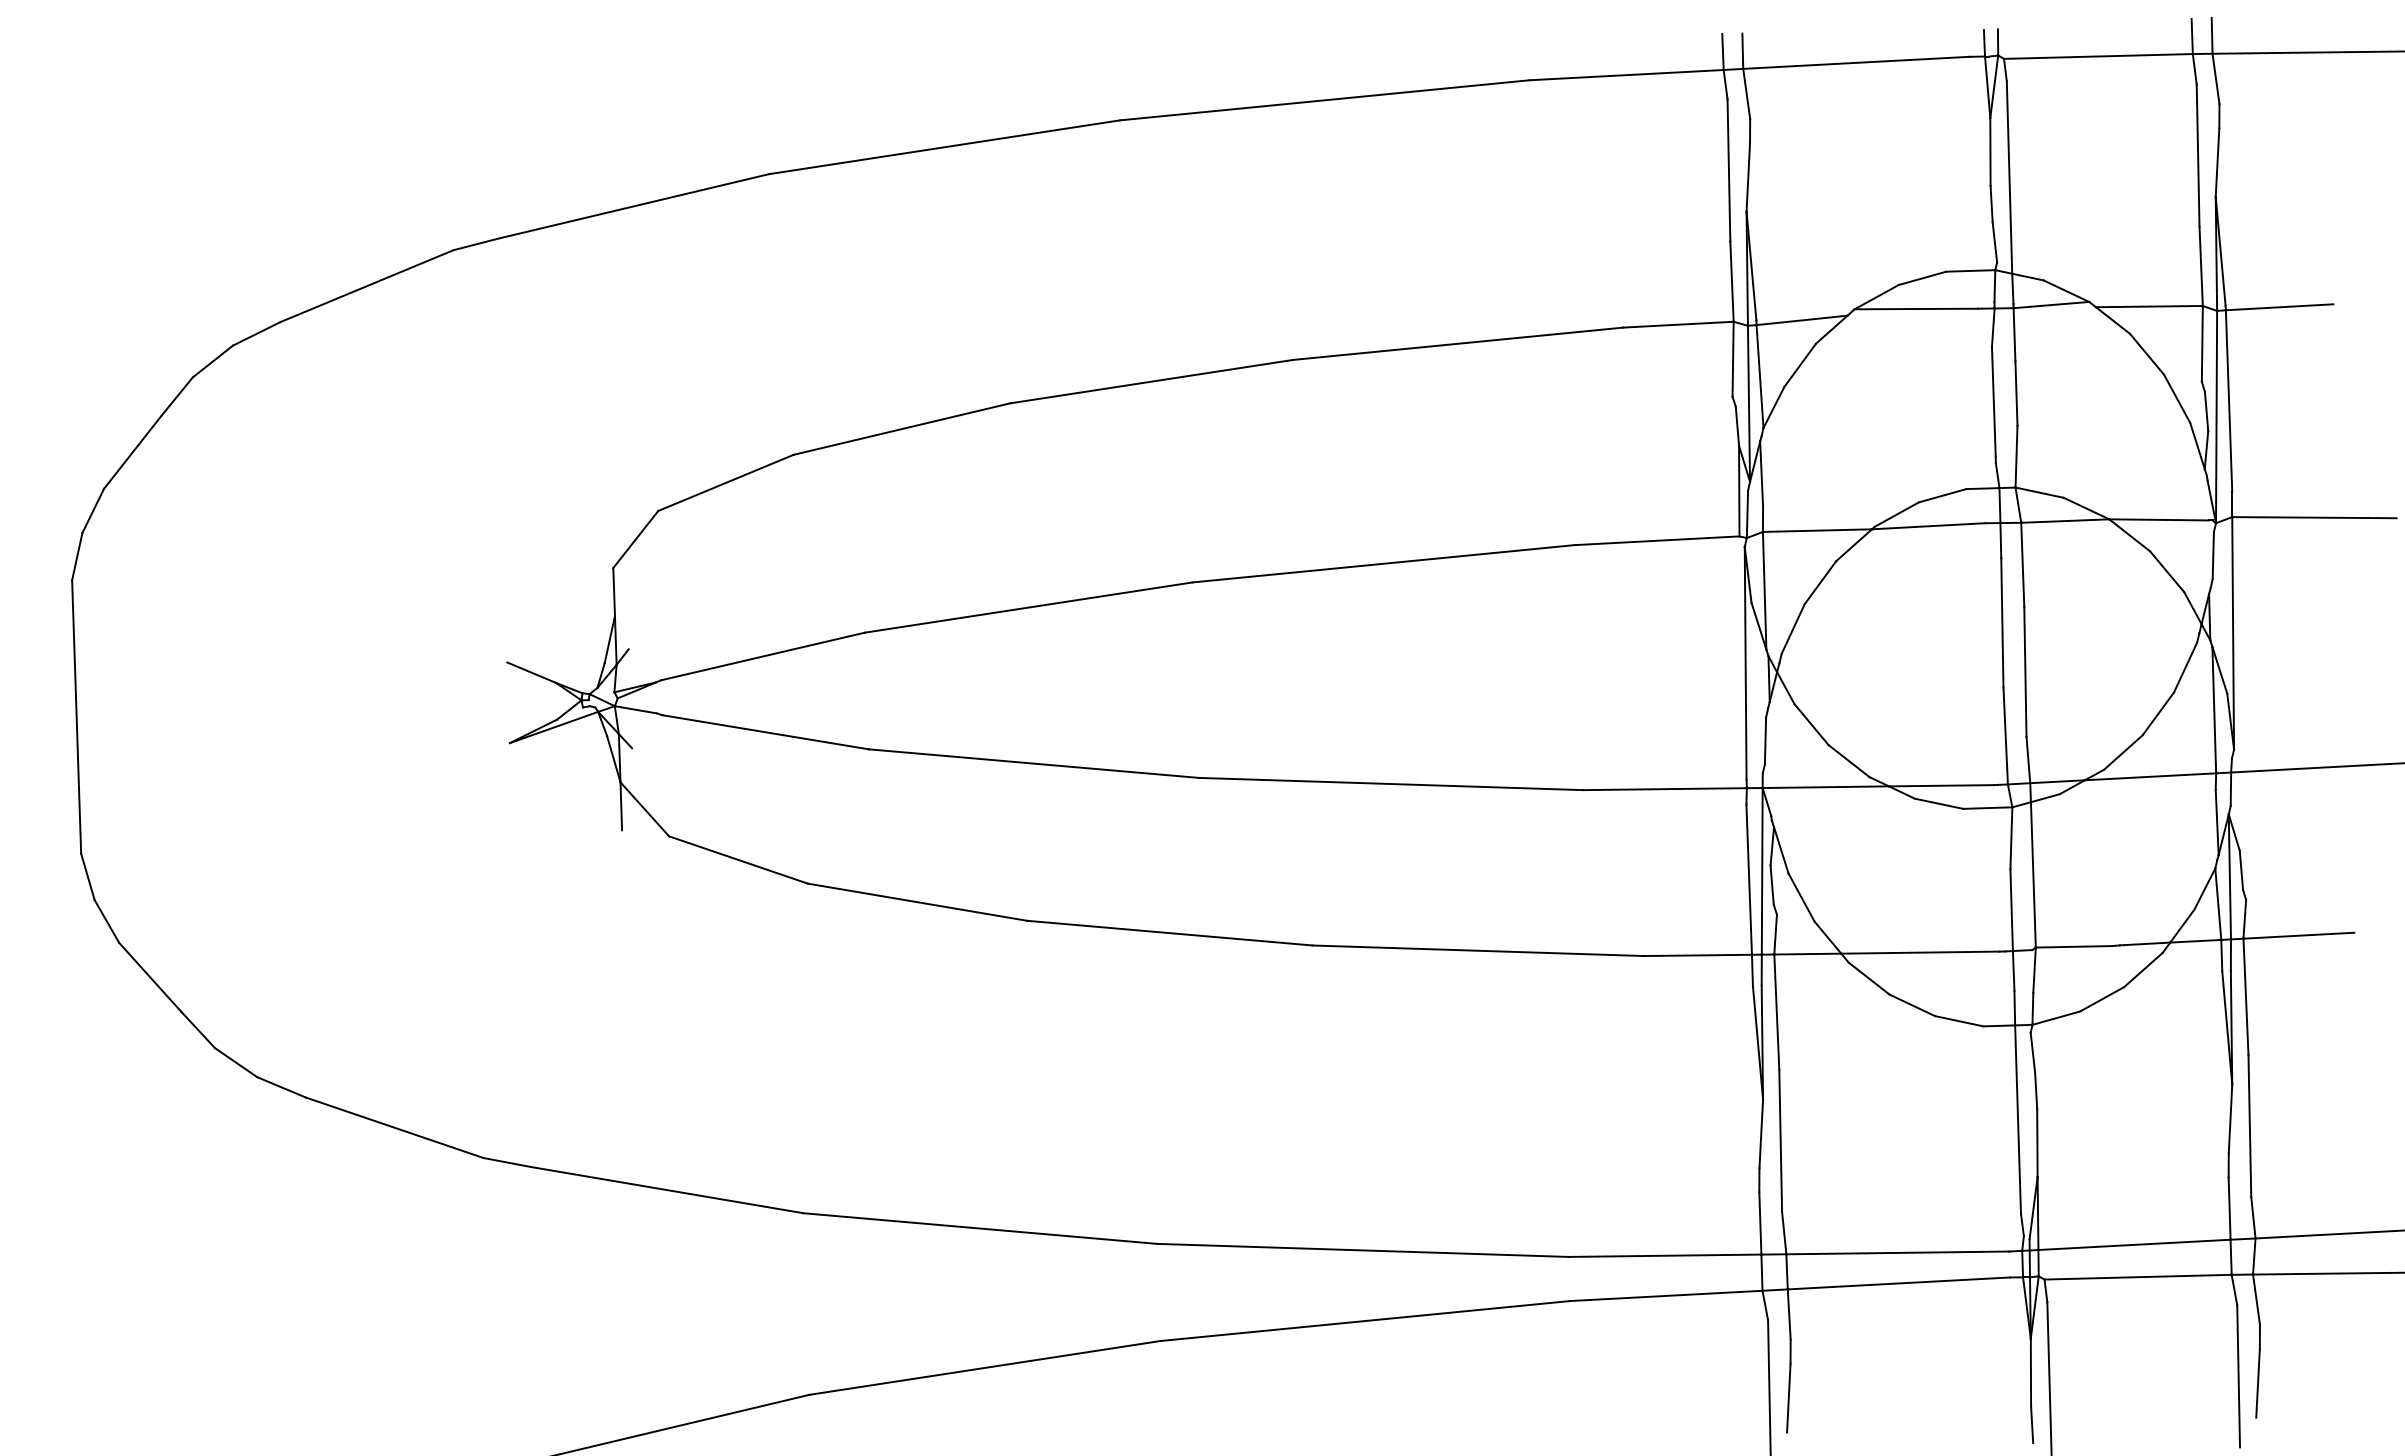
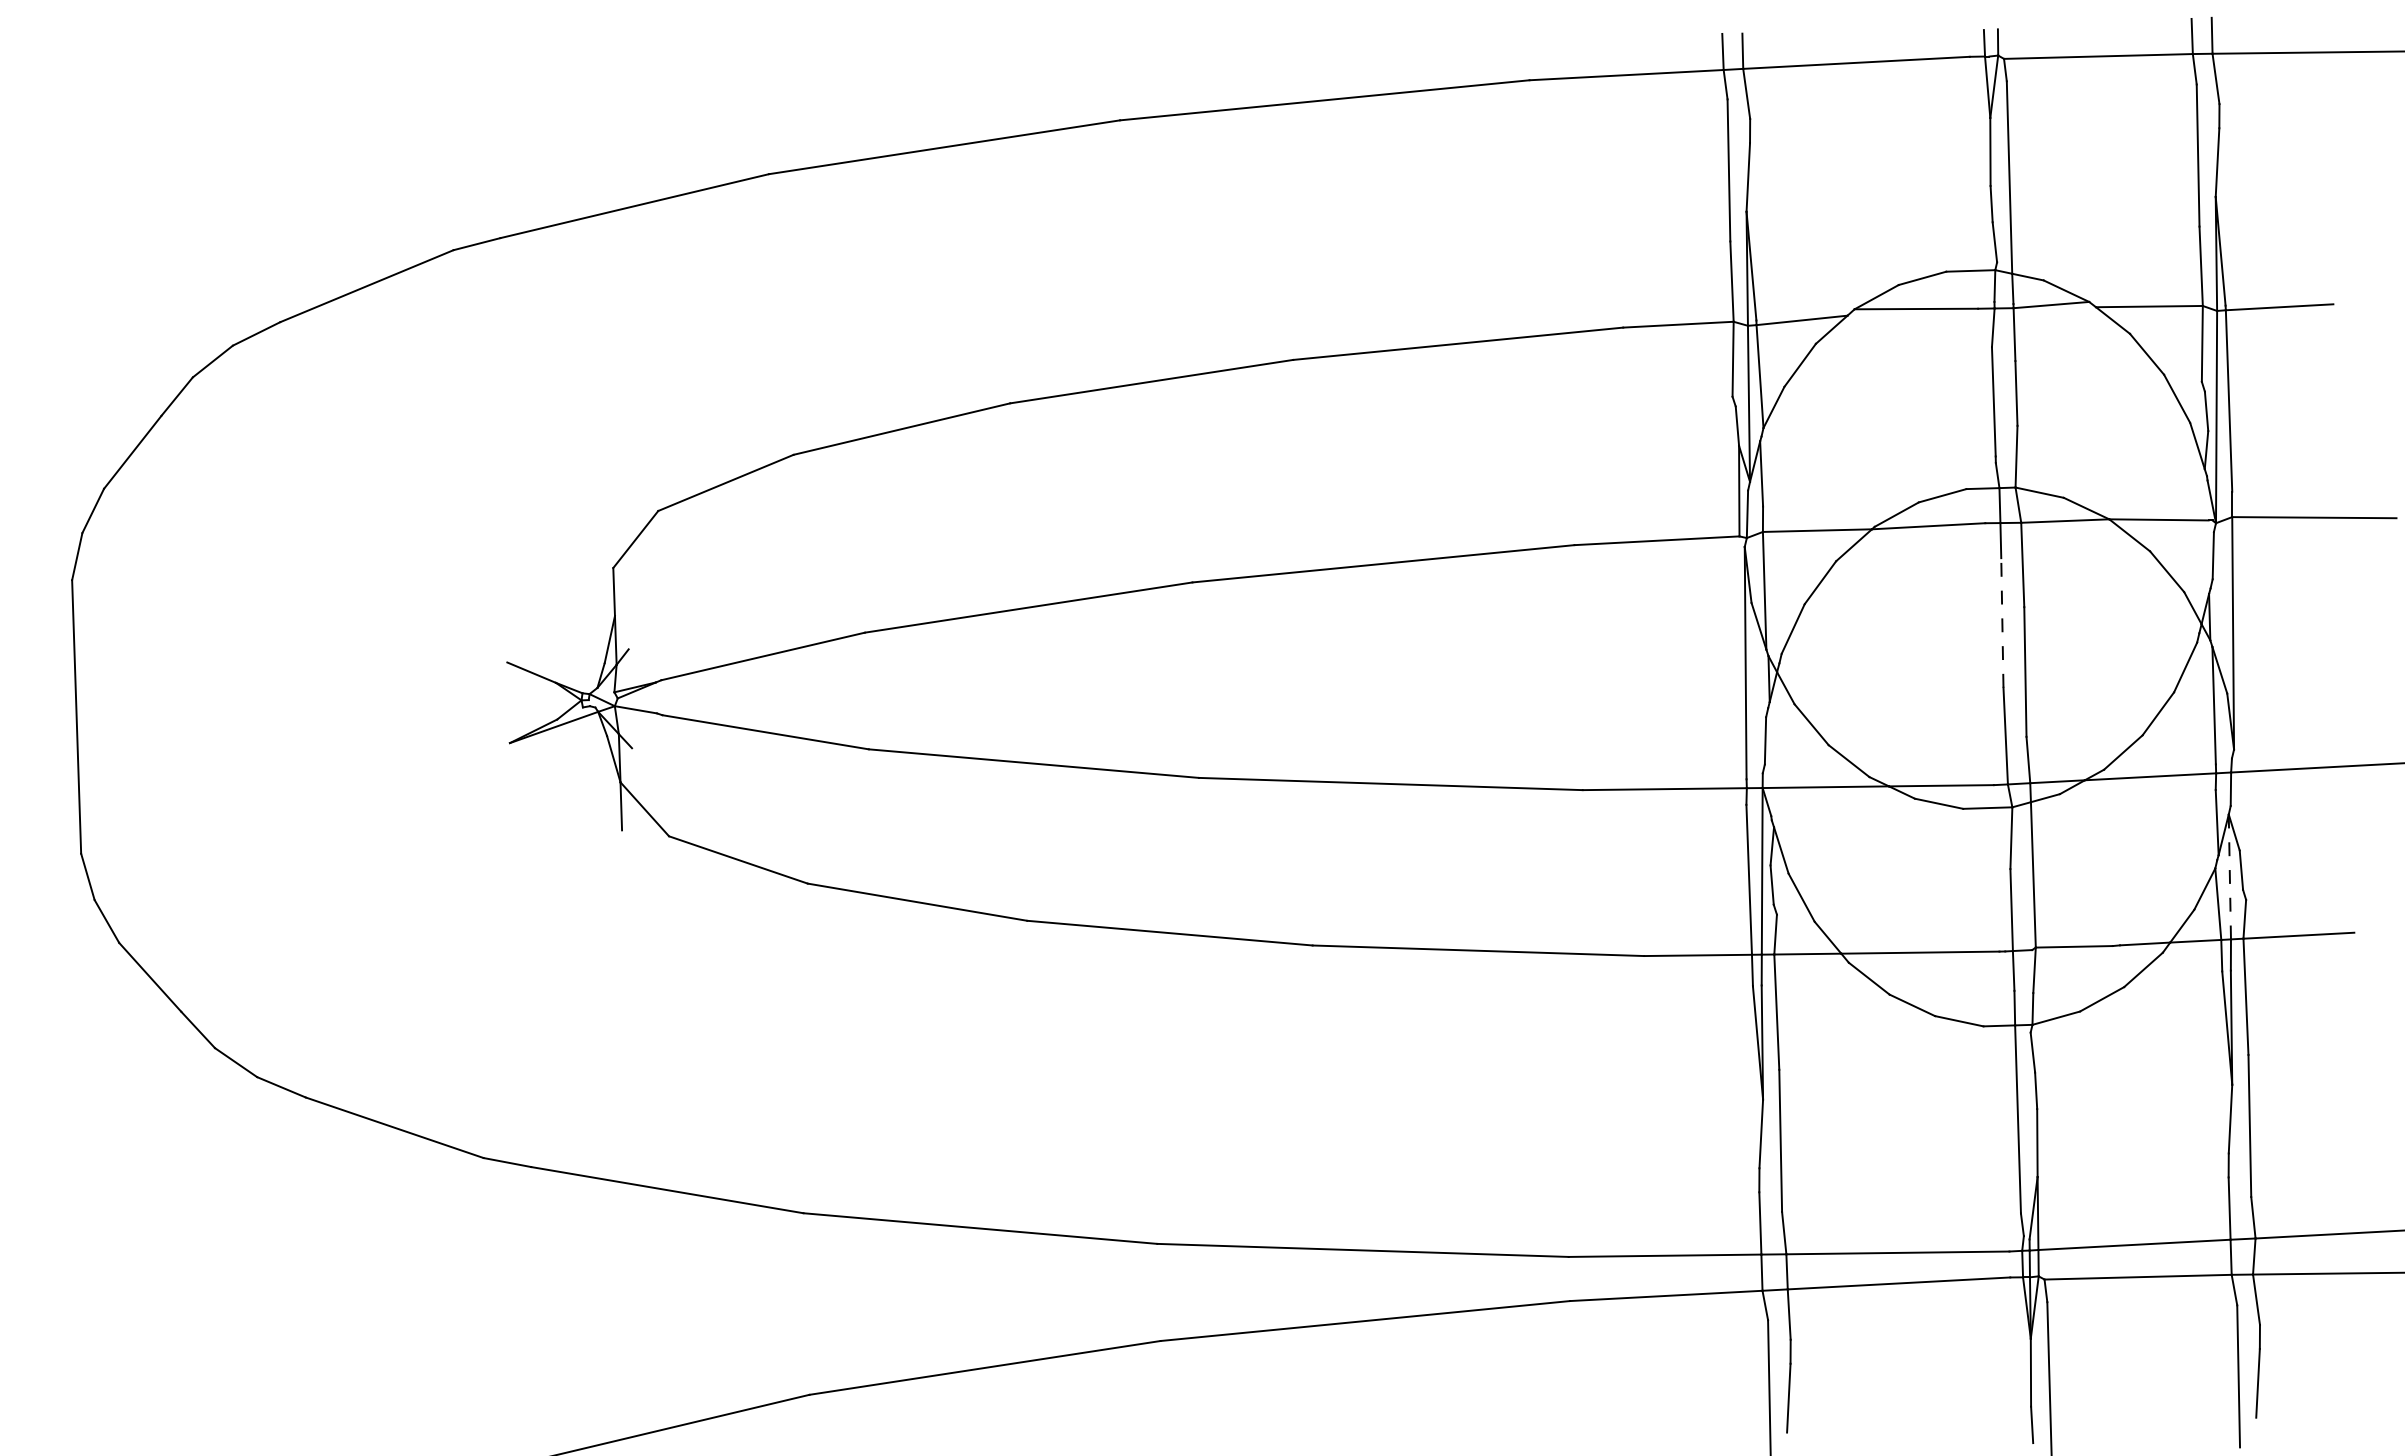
line: solid -> dashed (2002, 622)
line: solid -> dashed (2229, 876)
